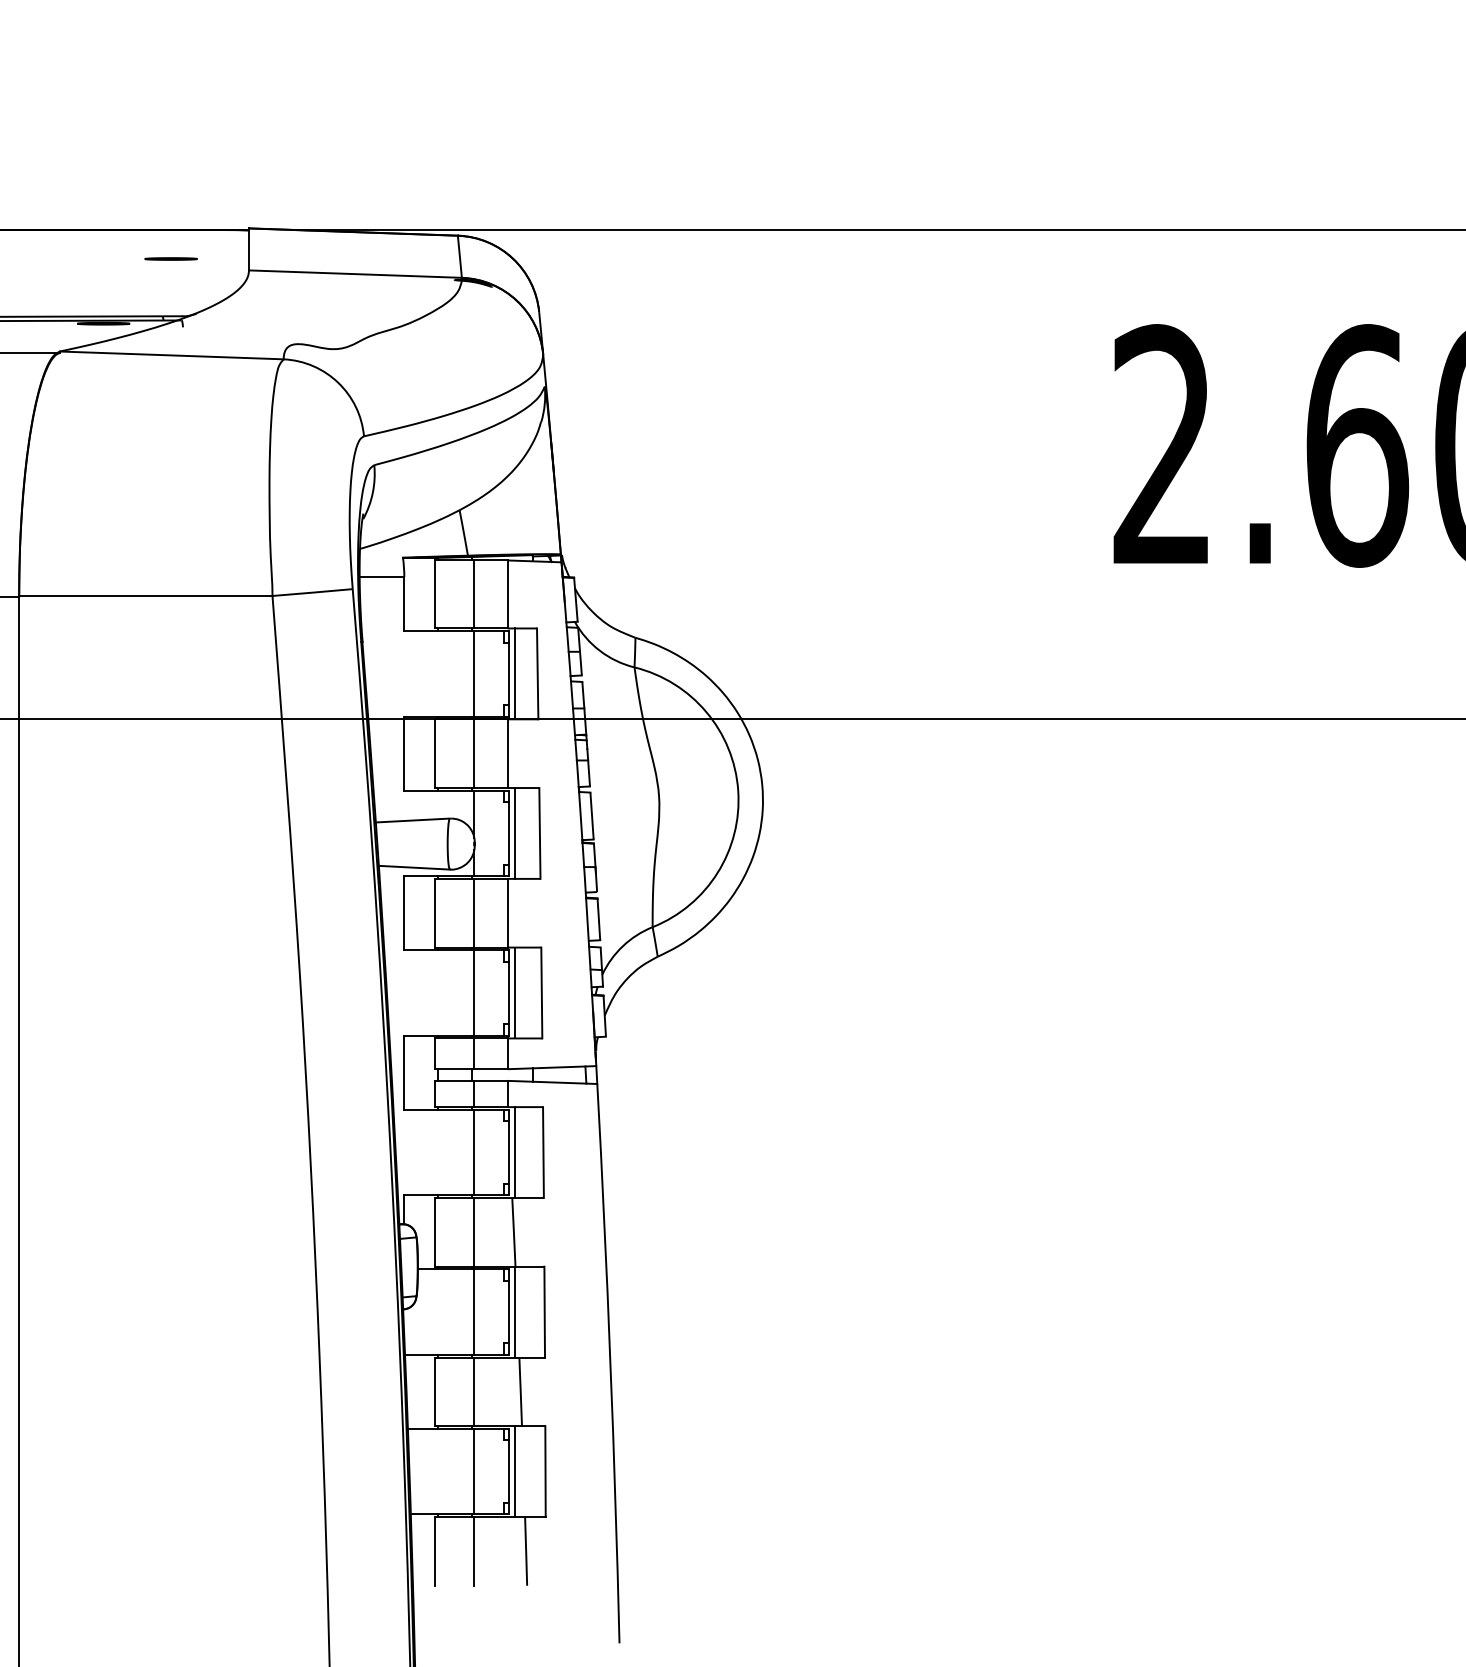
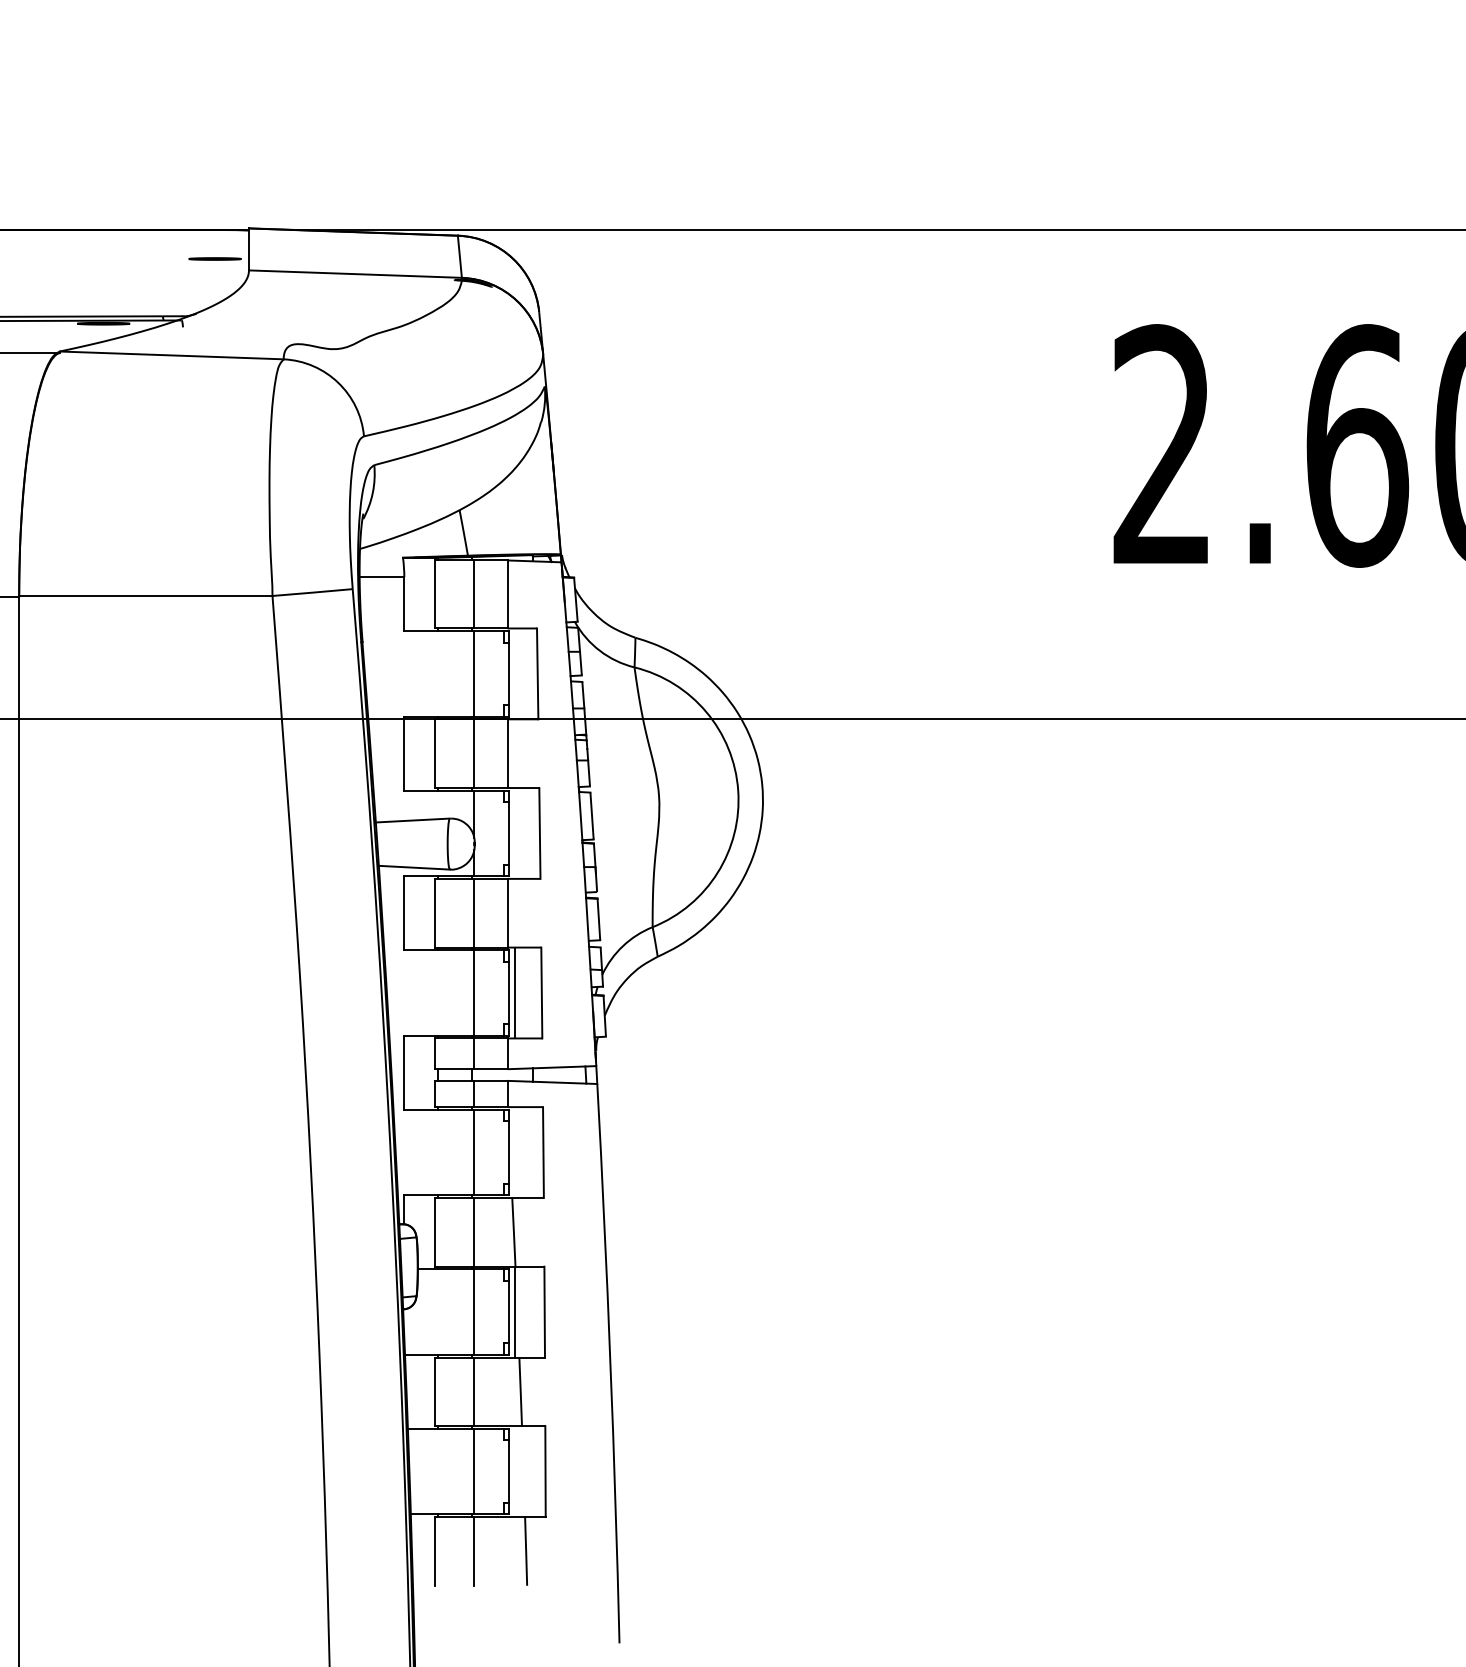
line position: (170, 258) -> (214, 258) (214, 258)
line: present -> none (515, 673)
line: present -> none (515, 833)
line: present -> none (515, 1152)
line: present -> none (515, 1471)
